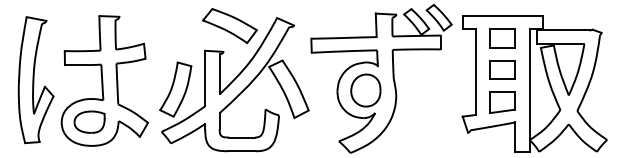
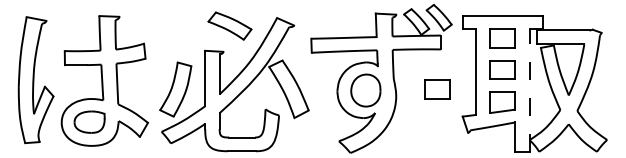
part size: 56x37 px -> 46x30 px (229, 25)
part: none -> present (437, 89)
line: solid -> dashed (529, 90)
